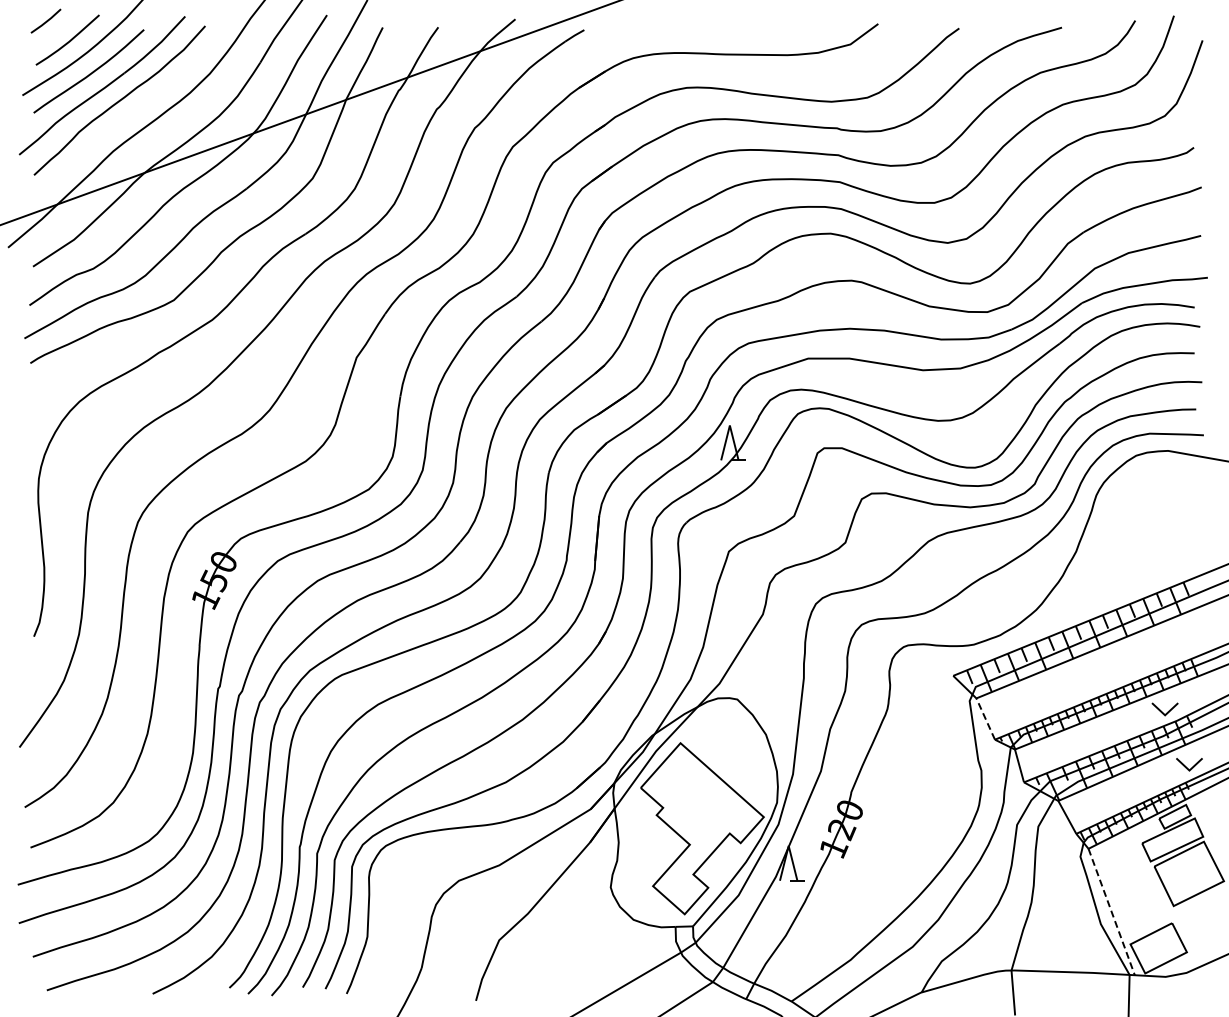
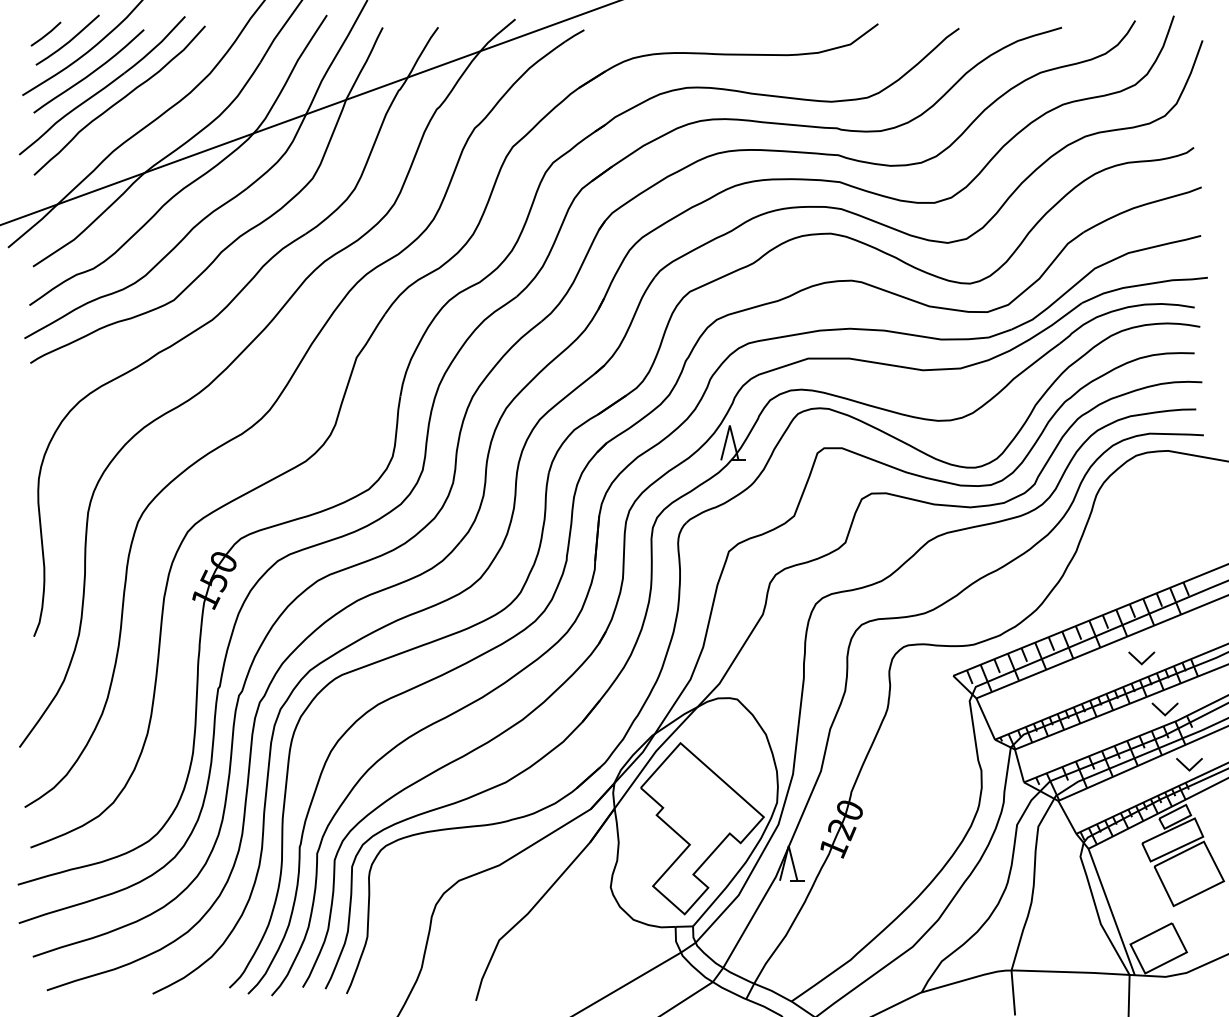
line position: (46, 20) -> (46, 33) (46, 33)
part: none -> present (1141, 658)
line: dashed -> solid (985, 719)
line: dashed -> solid (1111, 912)
